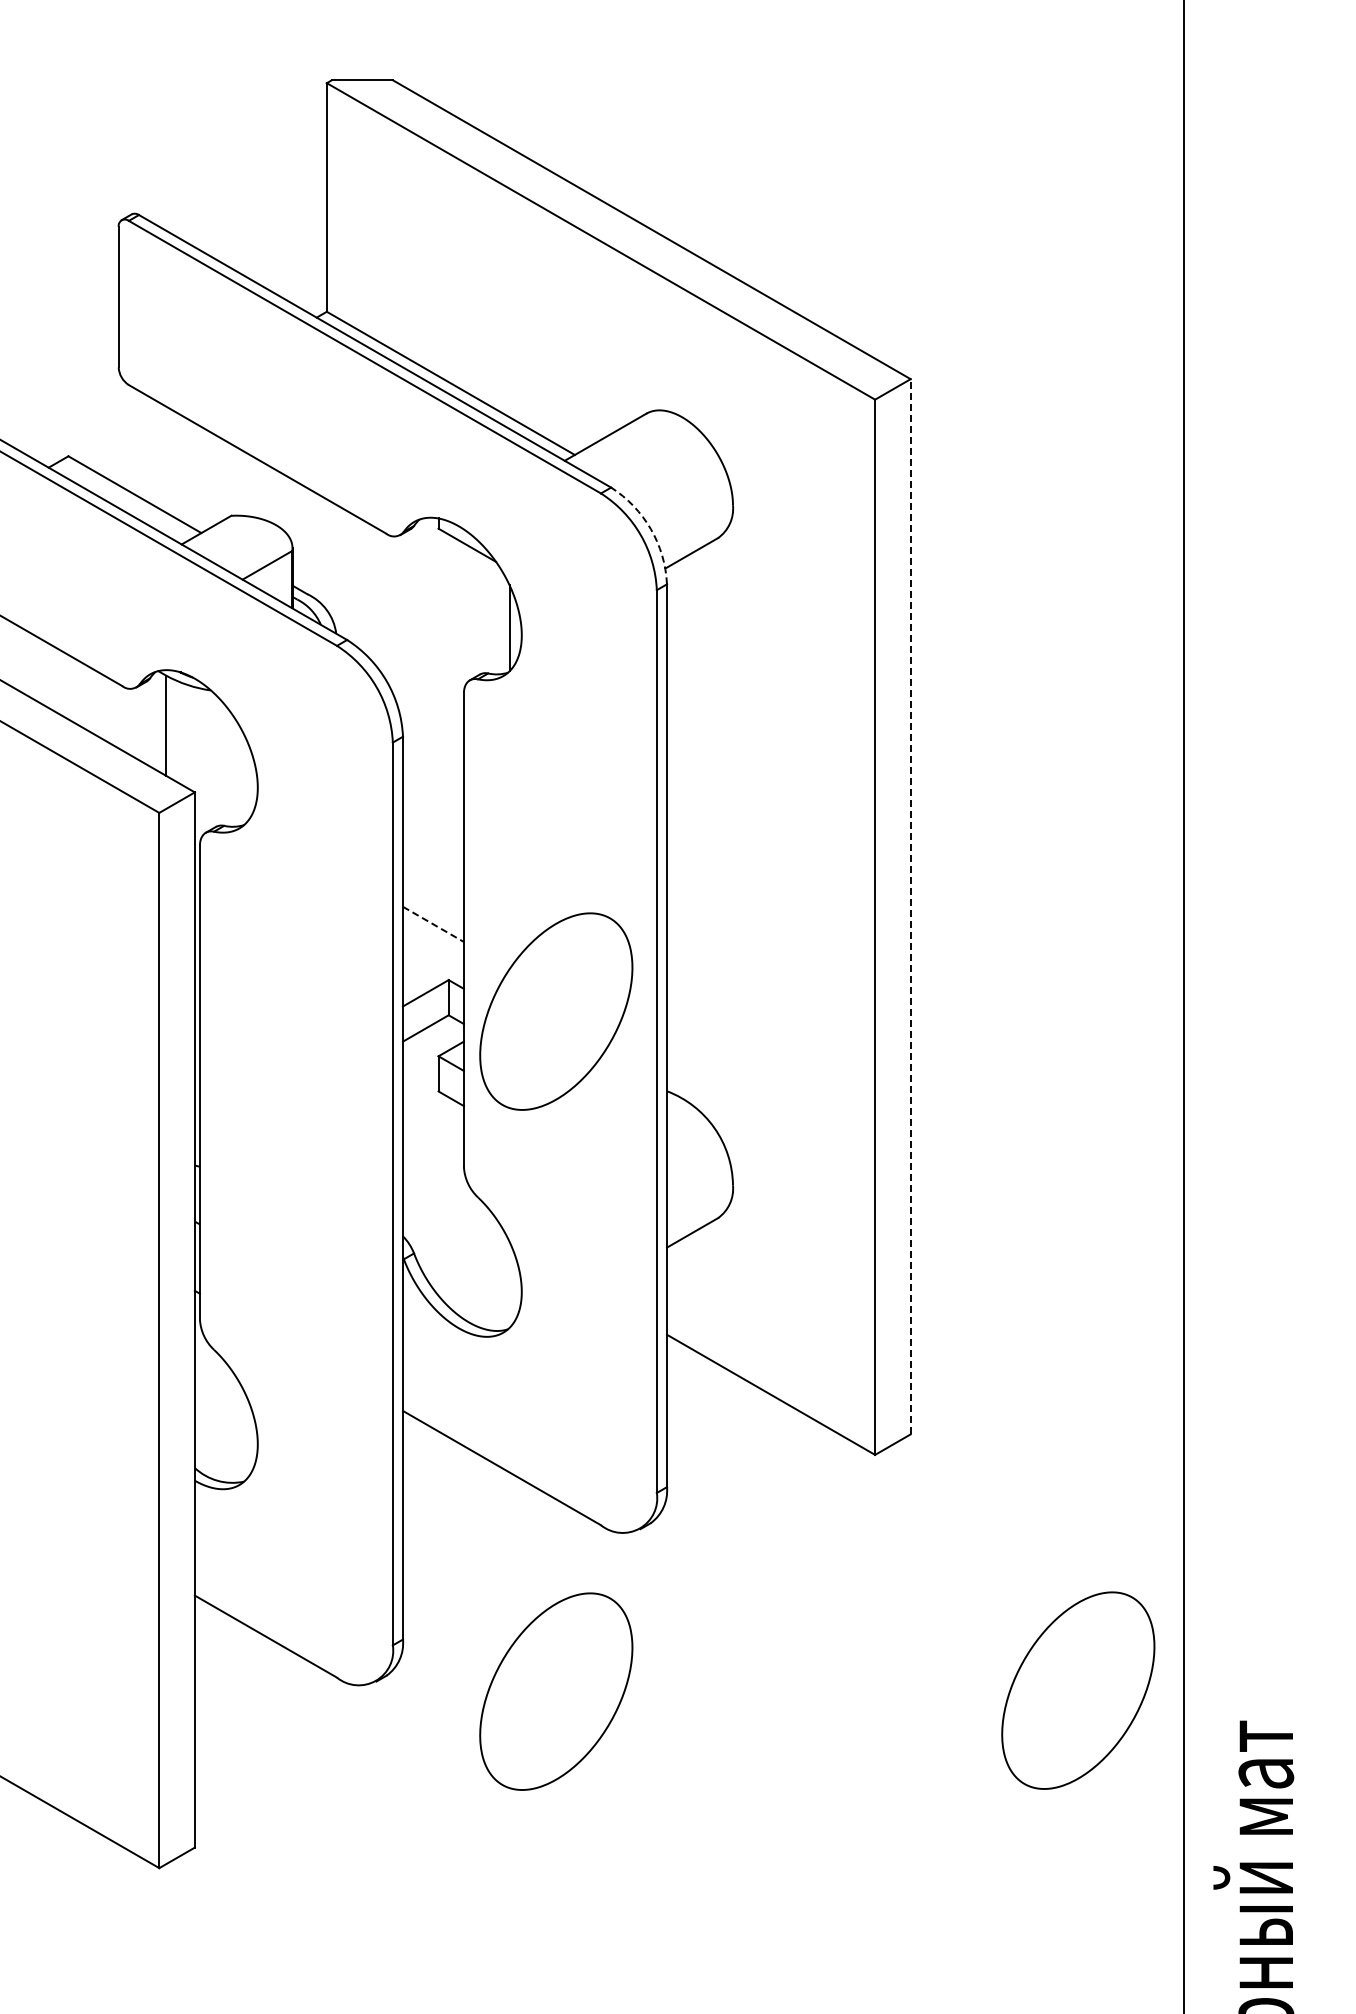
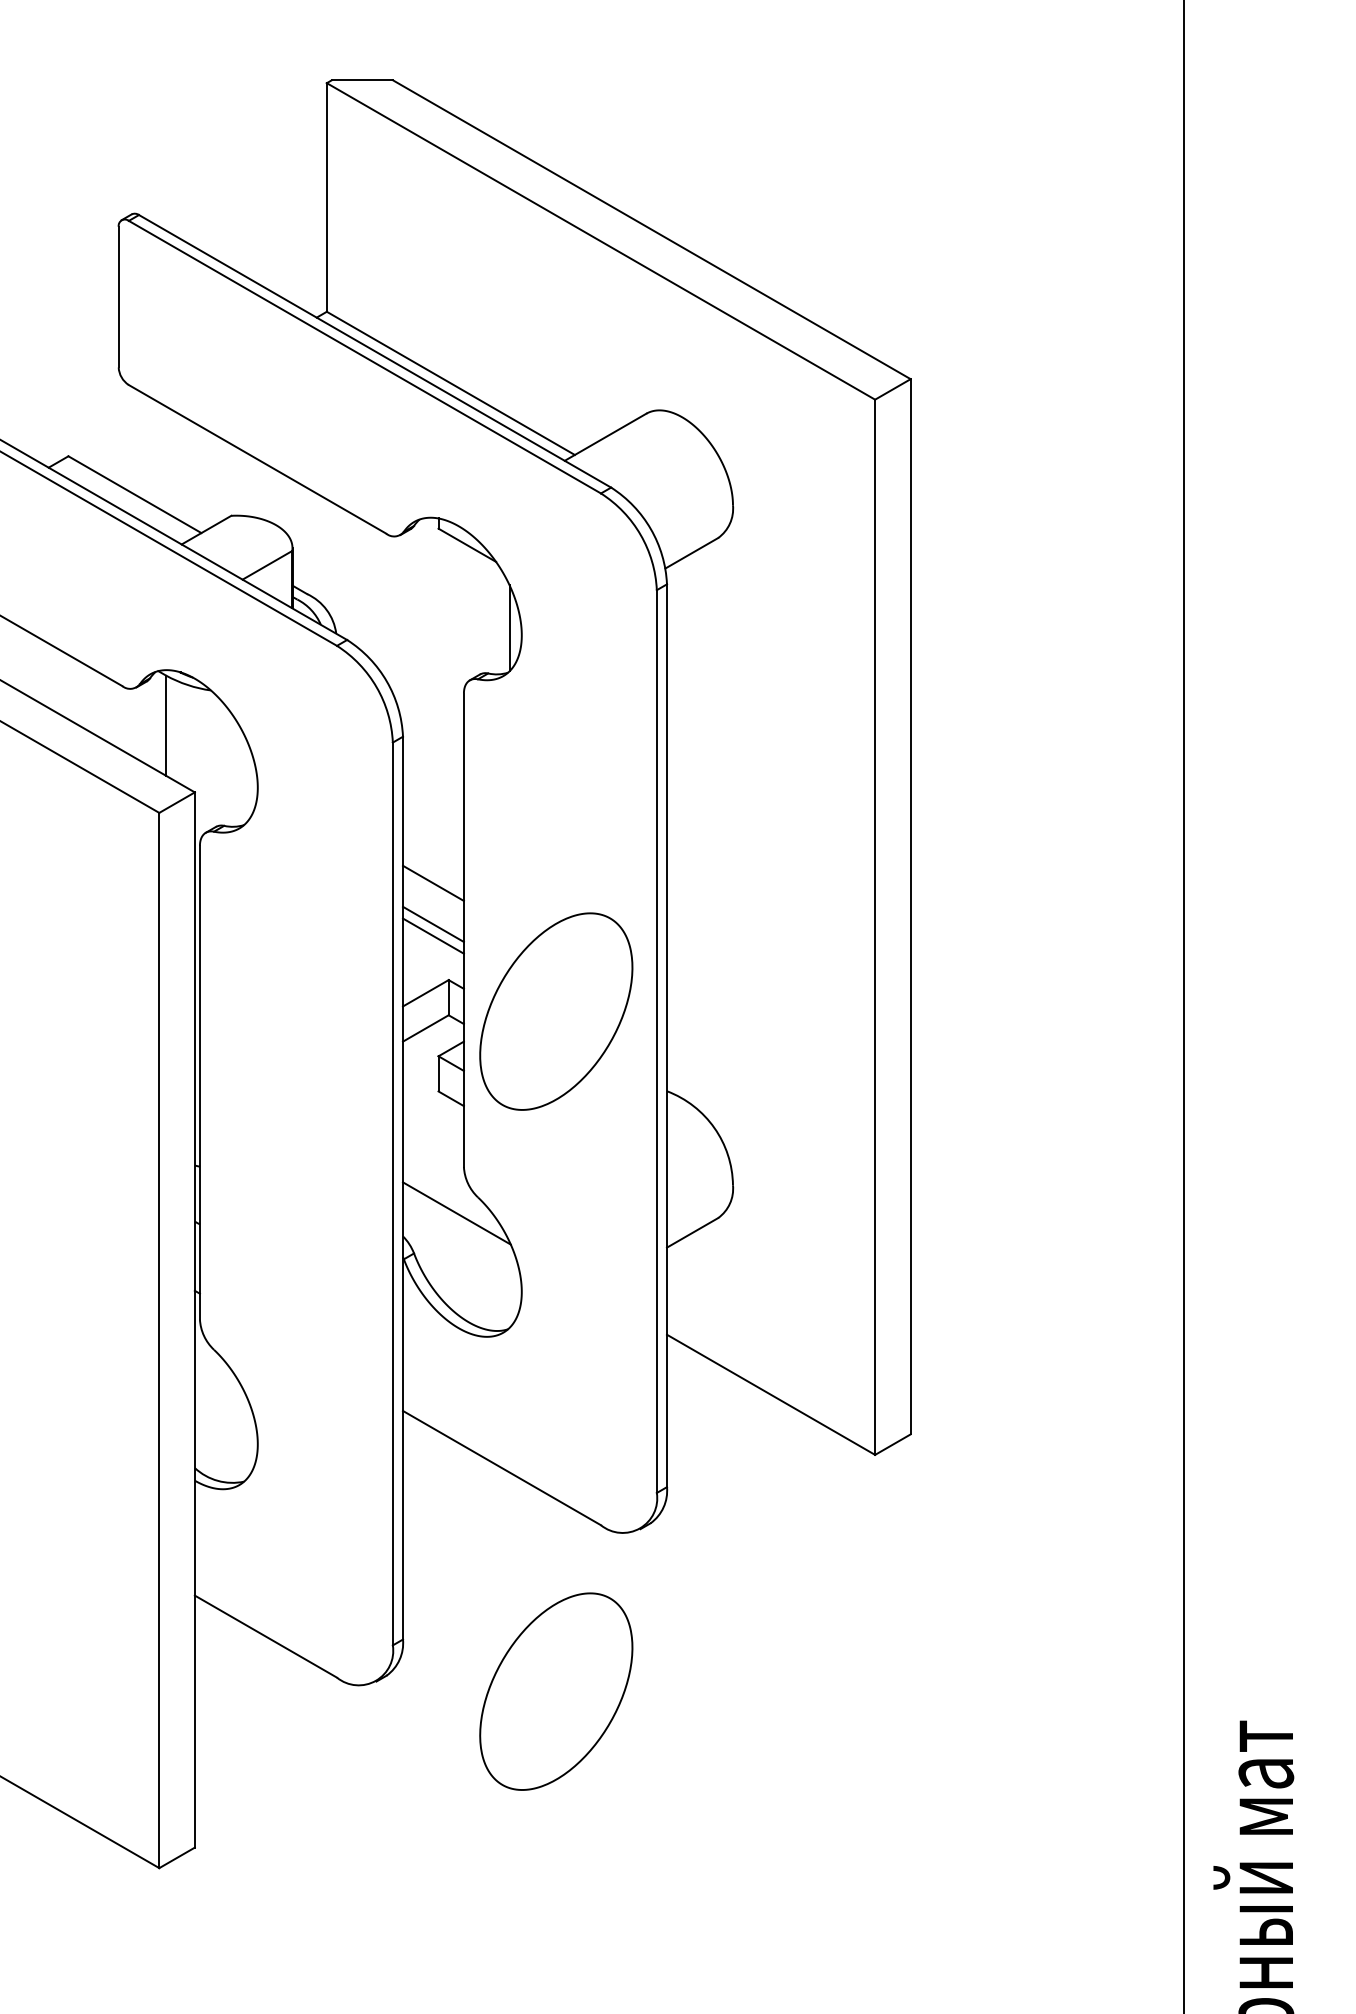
arc: dashed -> solid (650, 529)
line: none -> present (433, 882)
line: dashed -> solid (910, 906)
line: dashed -> solid (433, 924)
line: none -> present (433, 935)
line: none -> present (456, 1213)
part: present -> none (1078, 1690)
